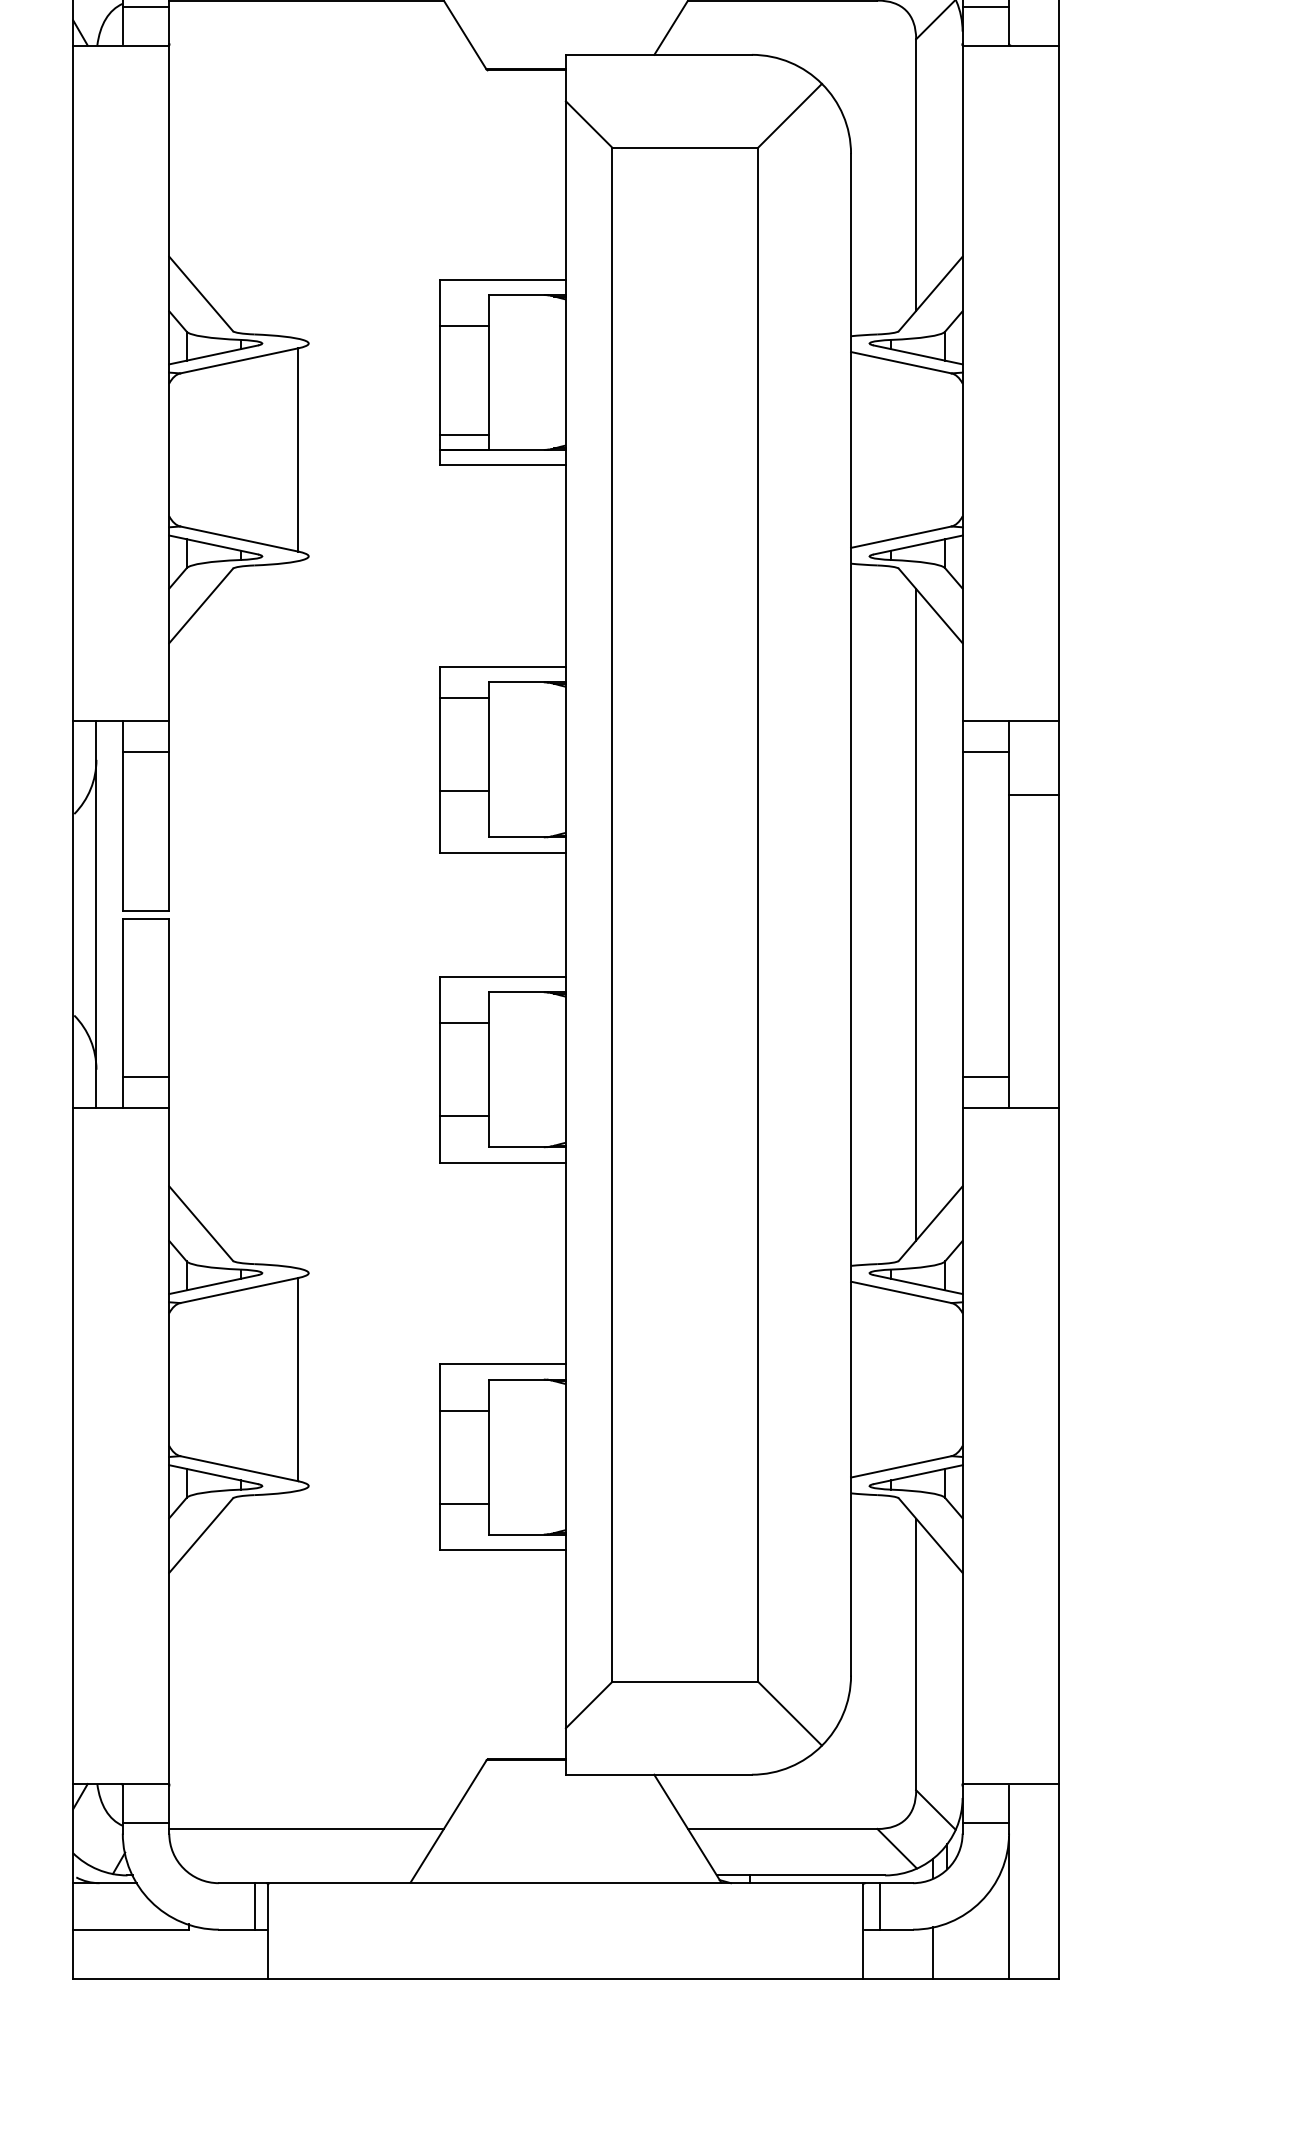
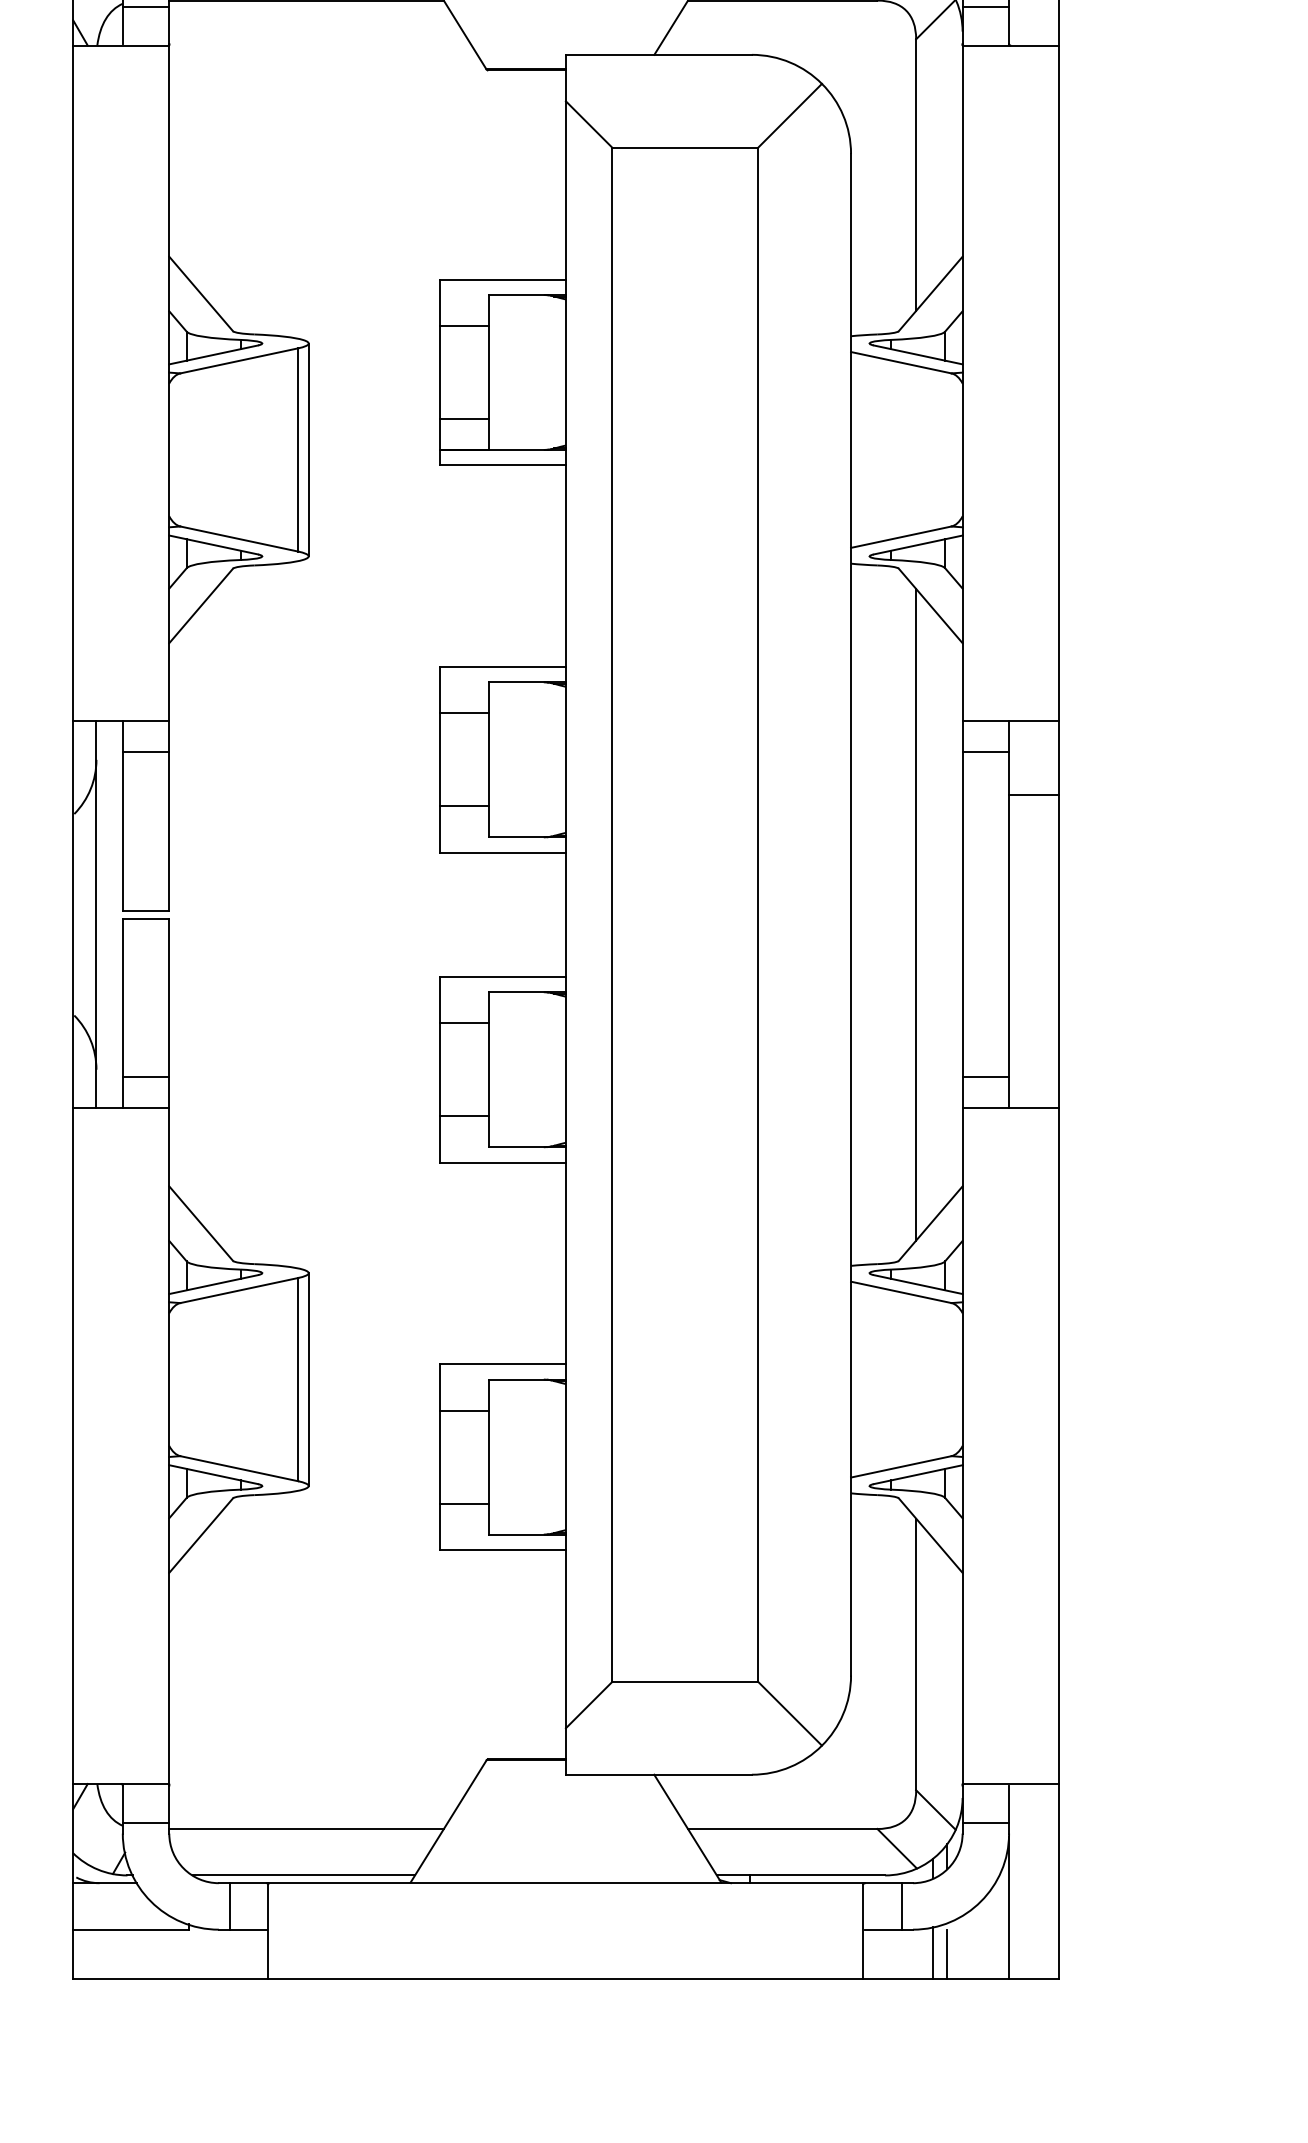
line position: (464, 434) -> (464, 418) (464, 418)
line: none -> present (308, 449)
line position: (464, 698) -> (464, 713) (464, 713)
line position: (464, 791) -> (464, 806) (464, 806)
line: none -> present (308, 1379)
line: none -> present (304, 1875)
line position: (254, 1906) -> (229, 1906) (229, 1906)
line position: (880, 1906) -> (902, 1906) (902, 1906)
line: none -> present (947, 1954)
